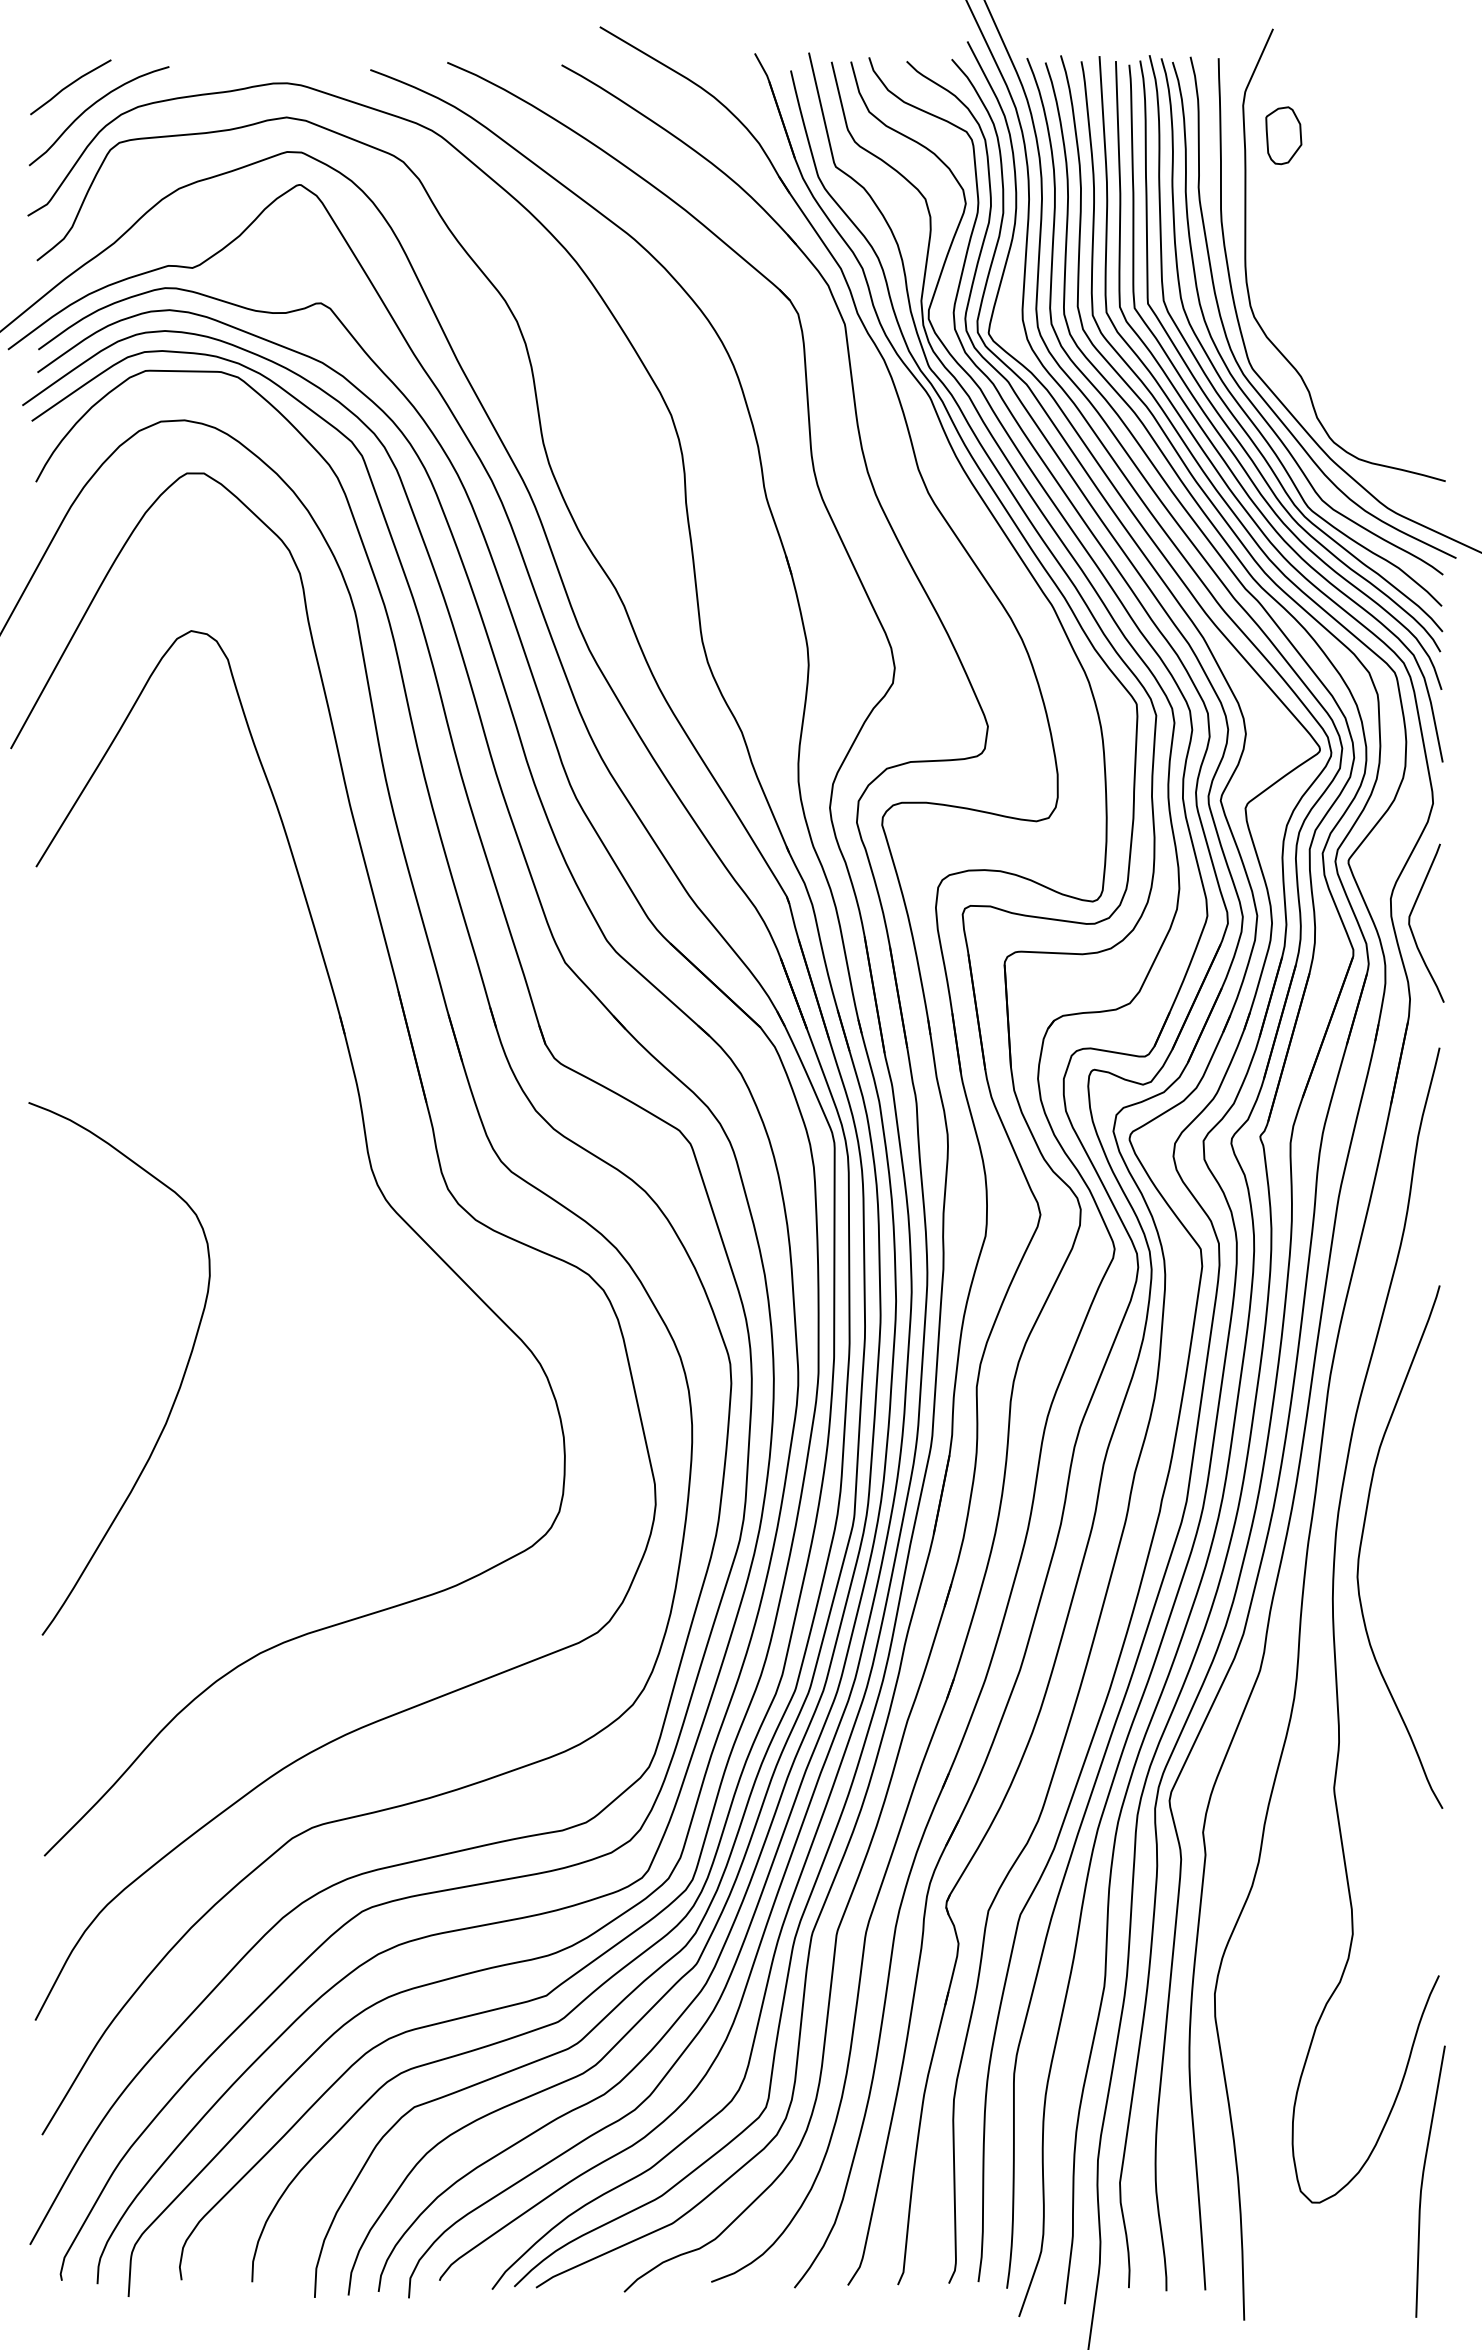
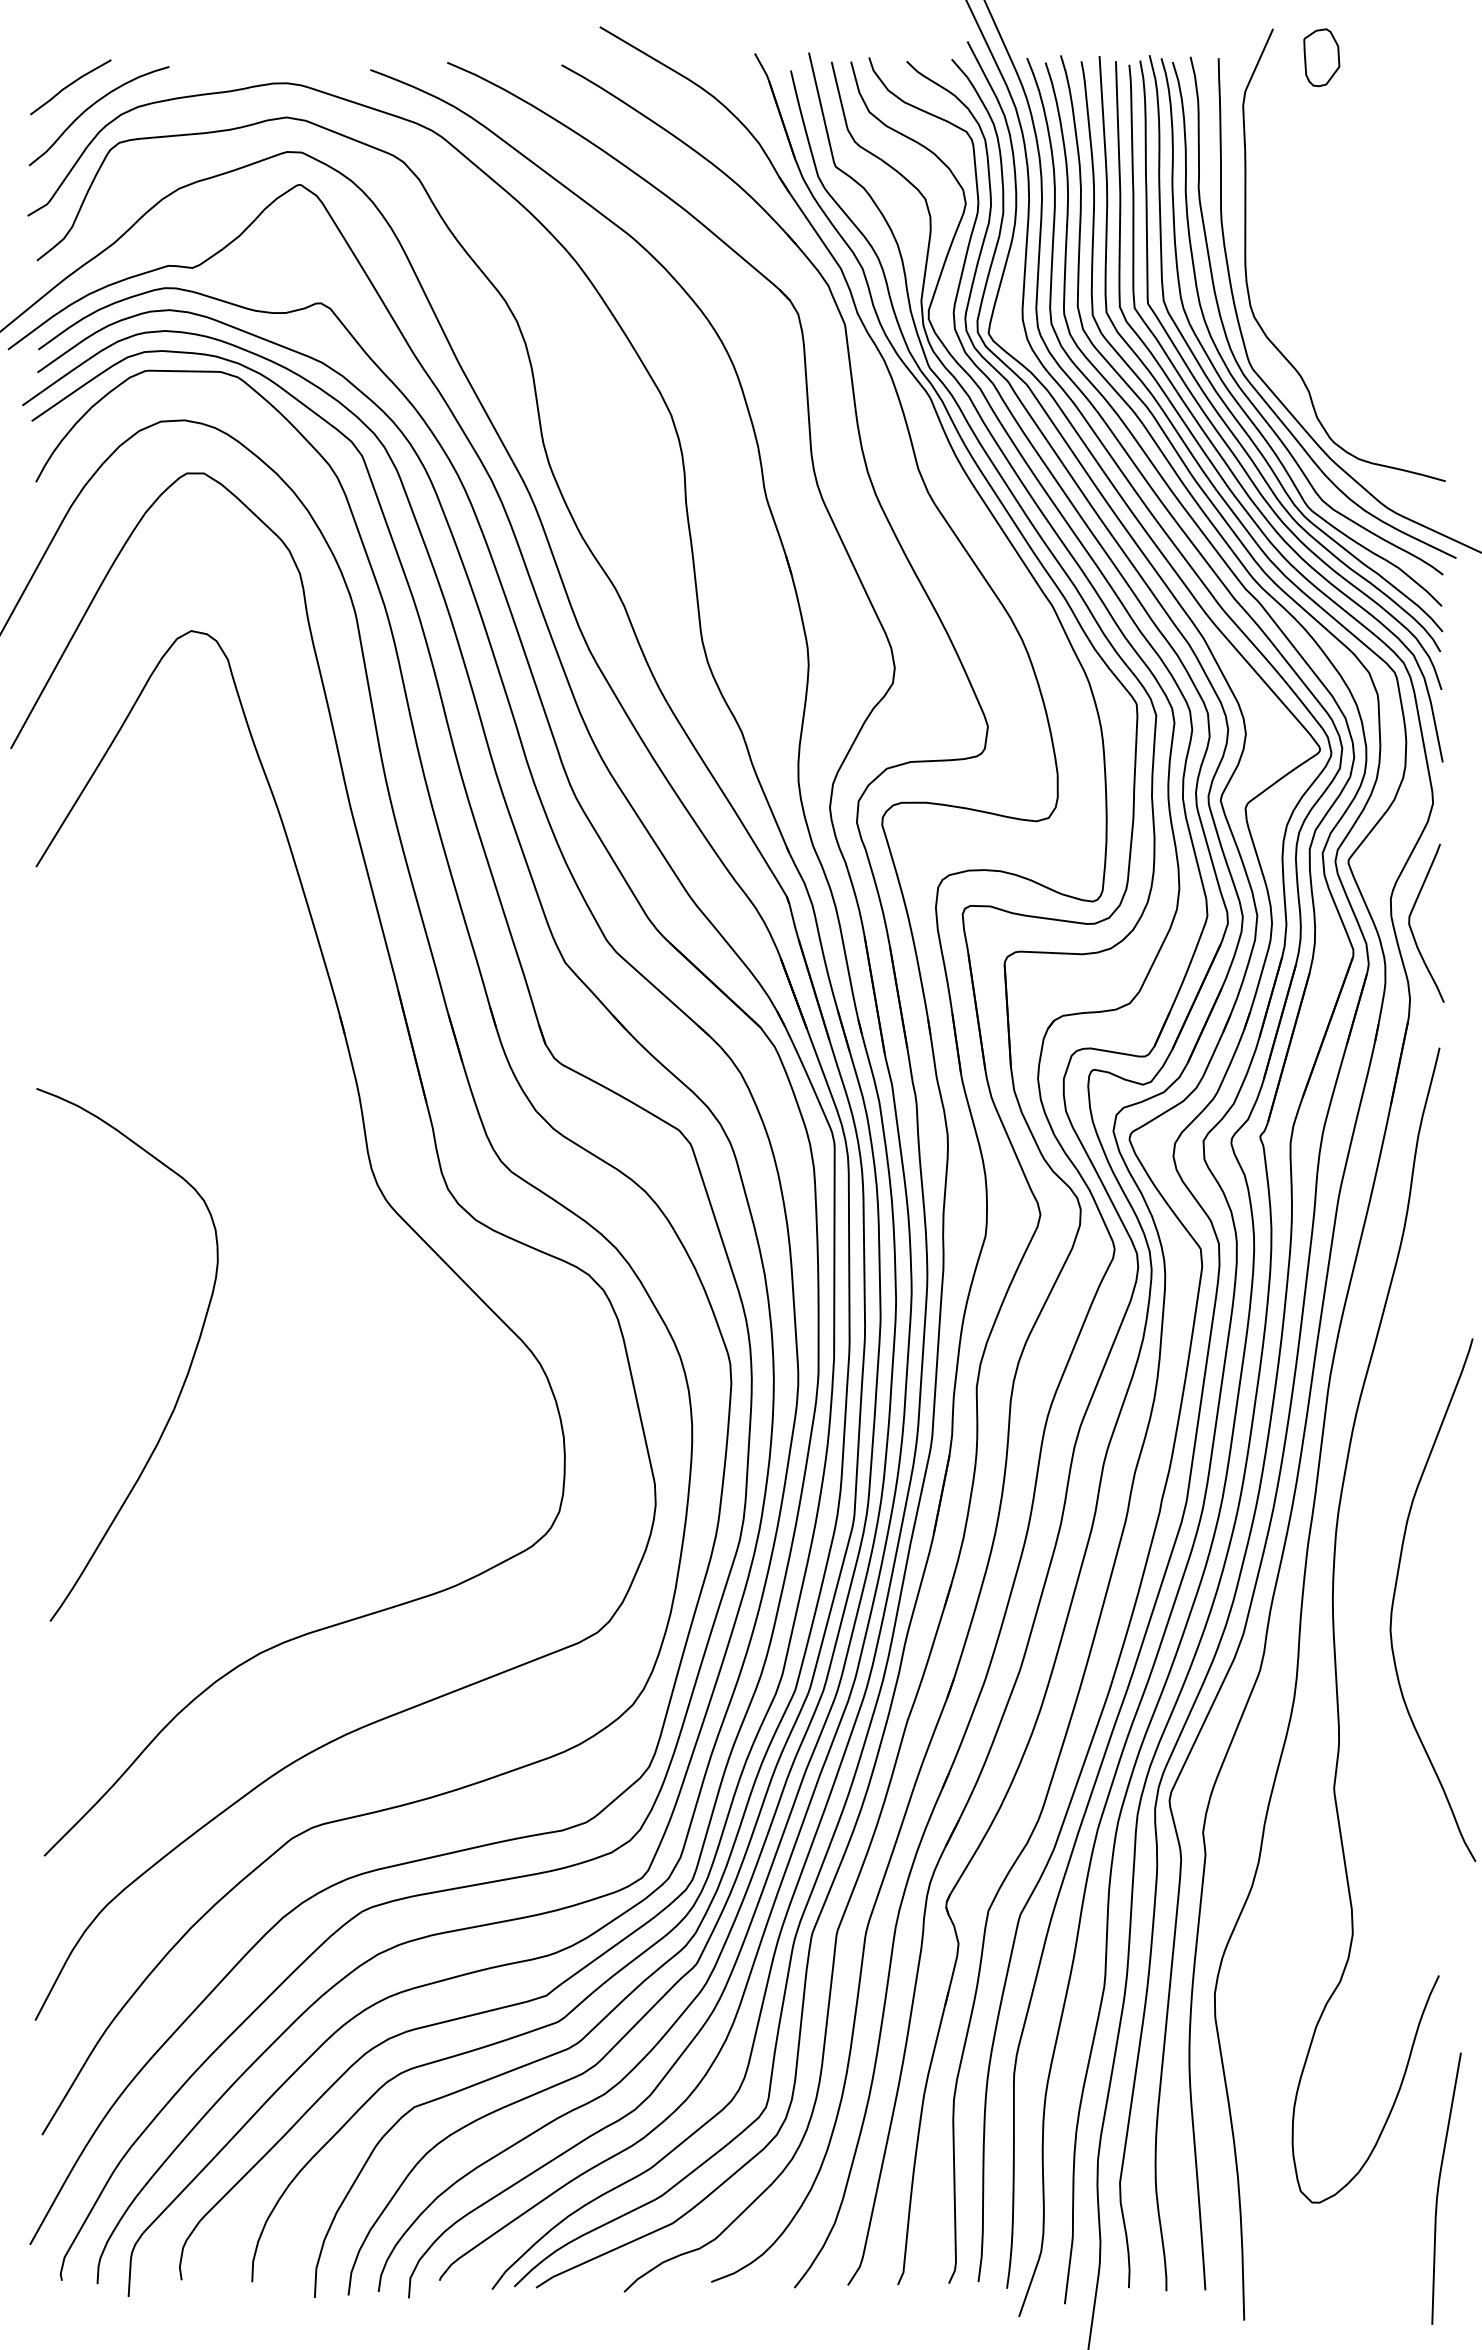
part position: (1283, 135) -> (1321, 57) (1321, 57)
curve position: (176, 1393) -> (184, 1379) (184, 1379)
curve position: (1362, 1541) -> (1395, 1594) (1395, 1594)
curve position: (1423, 2181) -> (1439, 2188) (1439, 2188)
